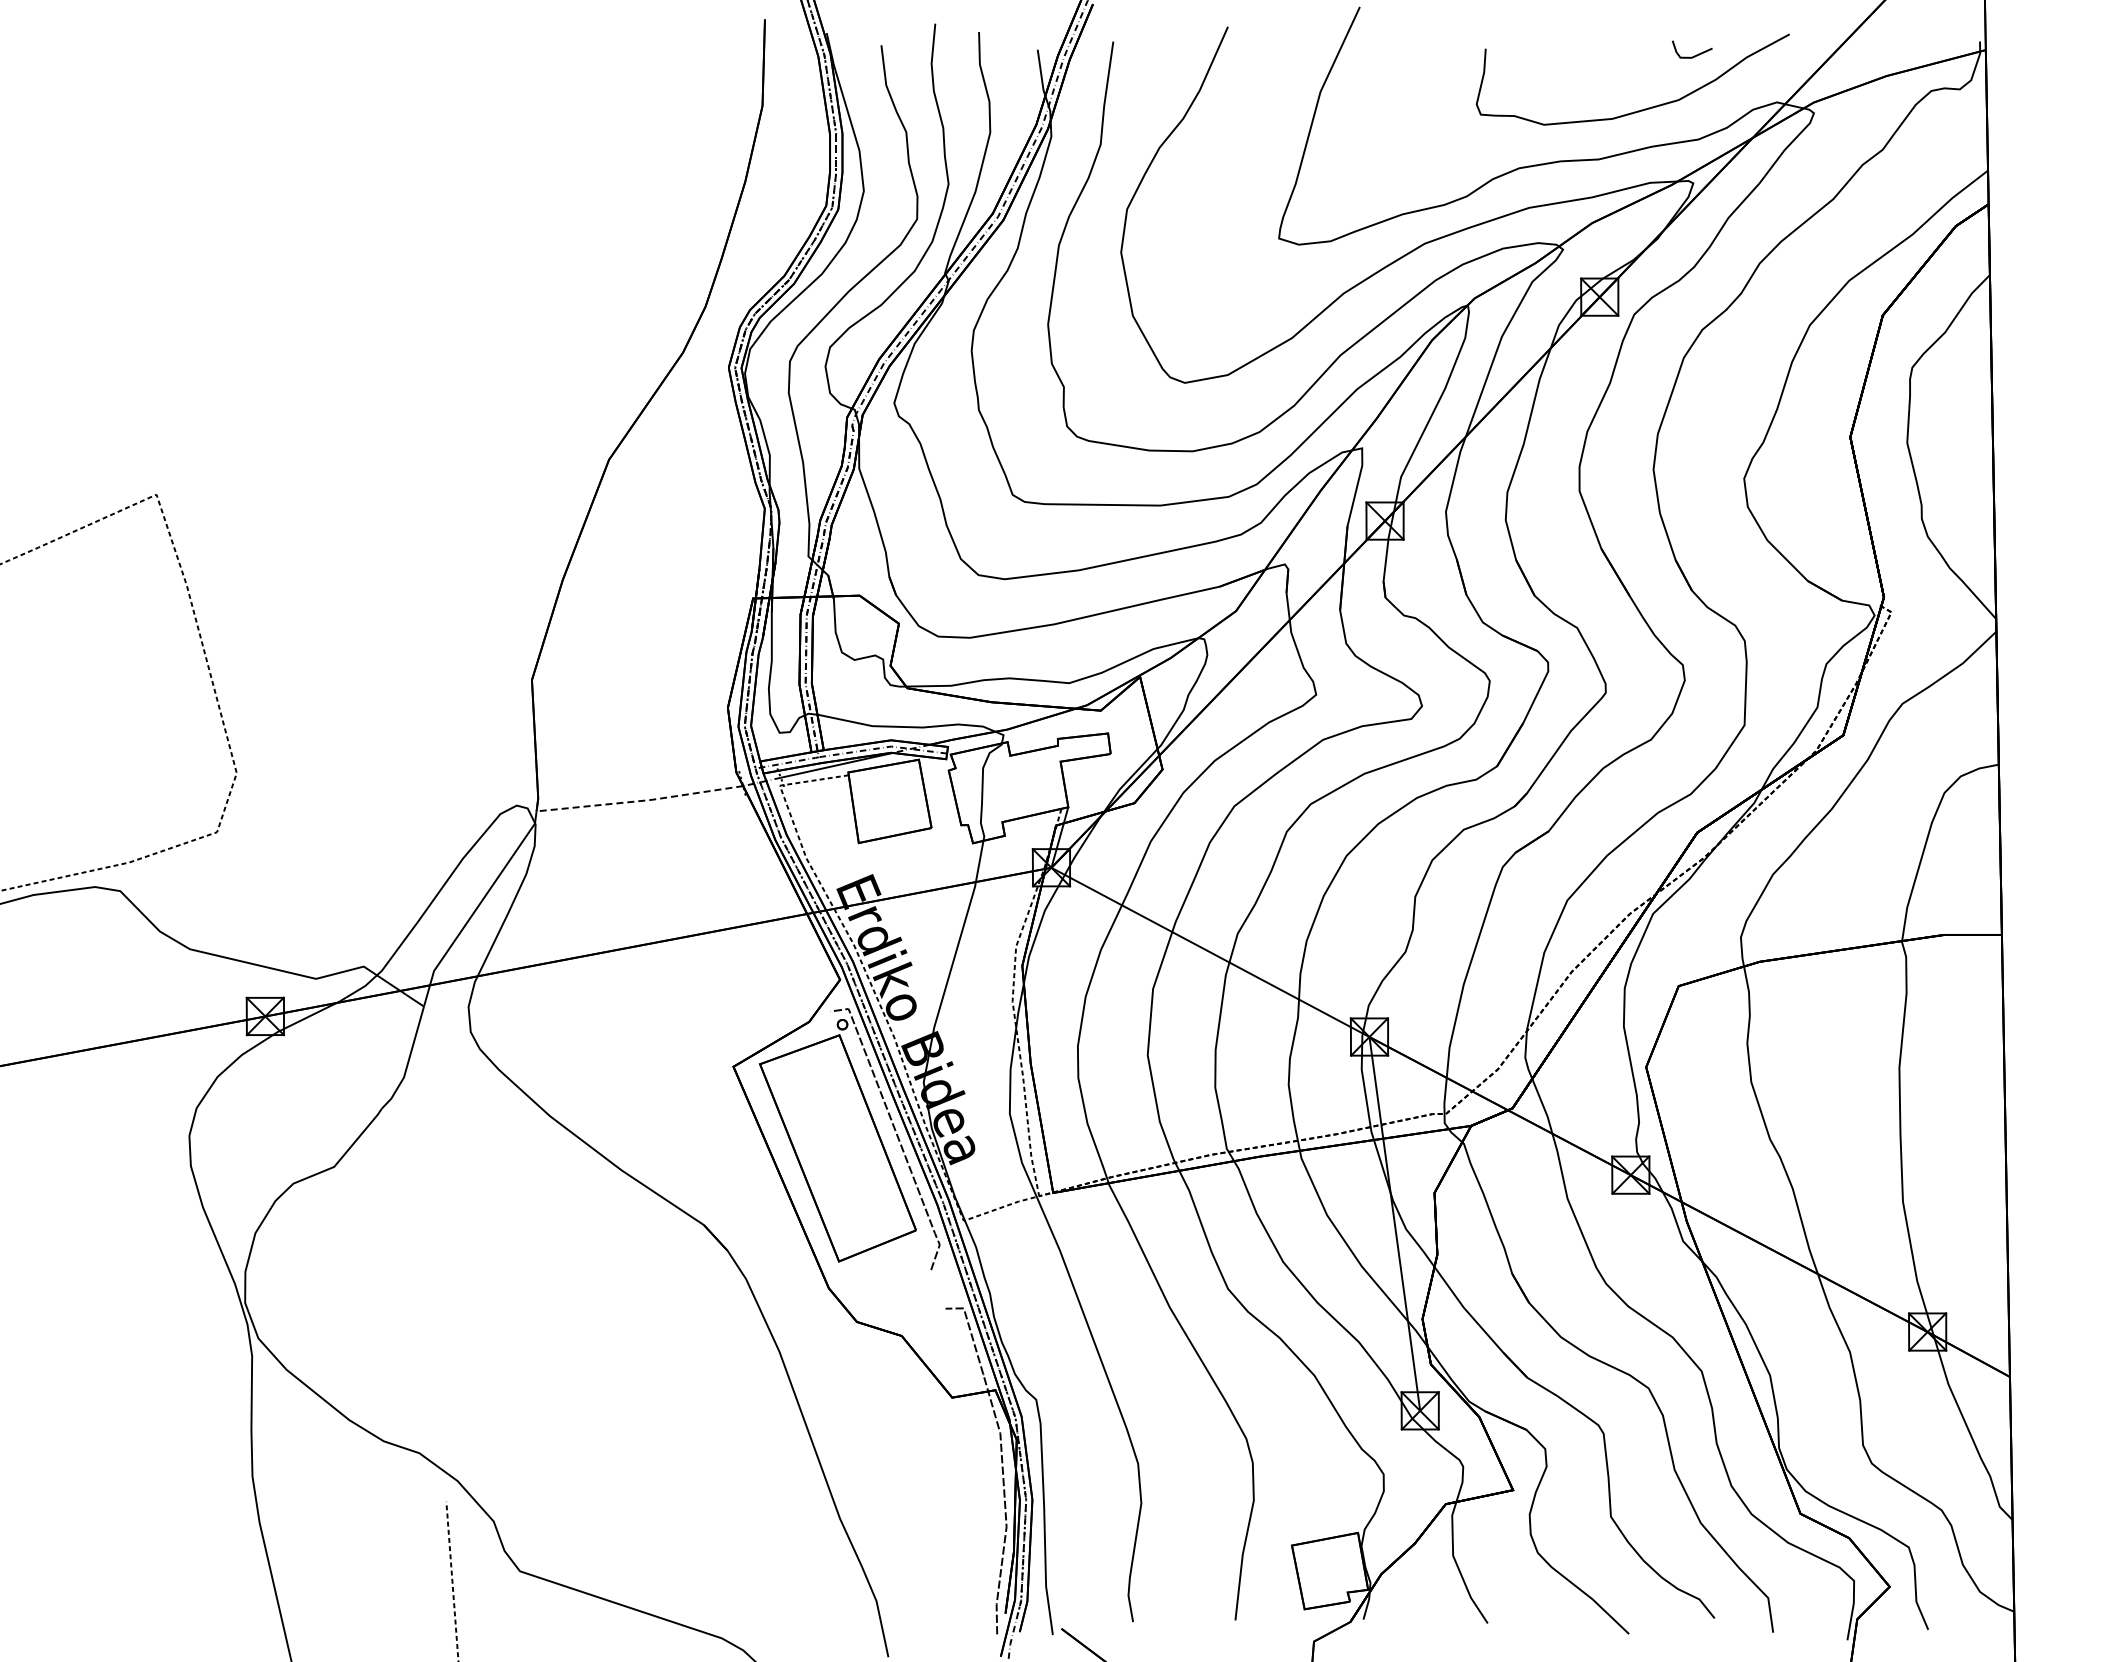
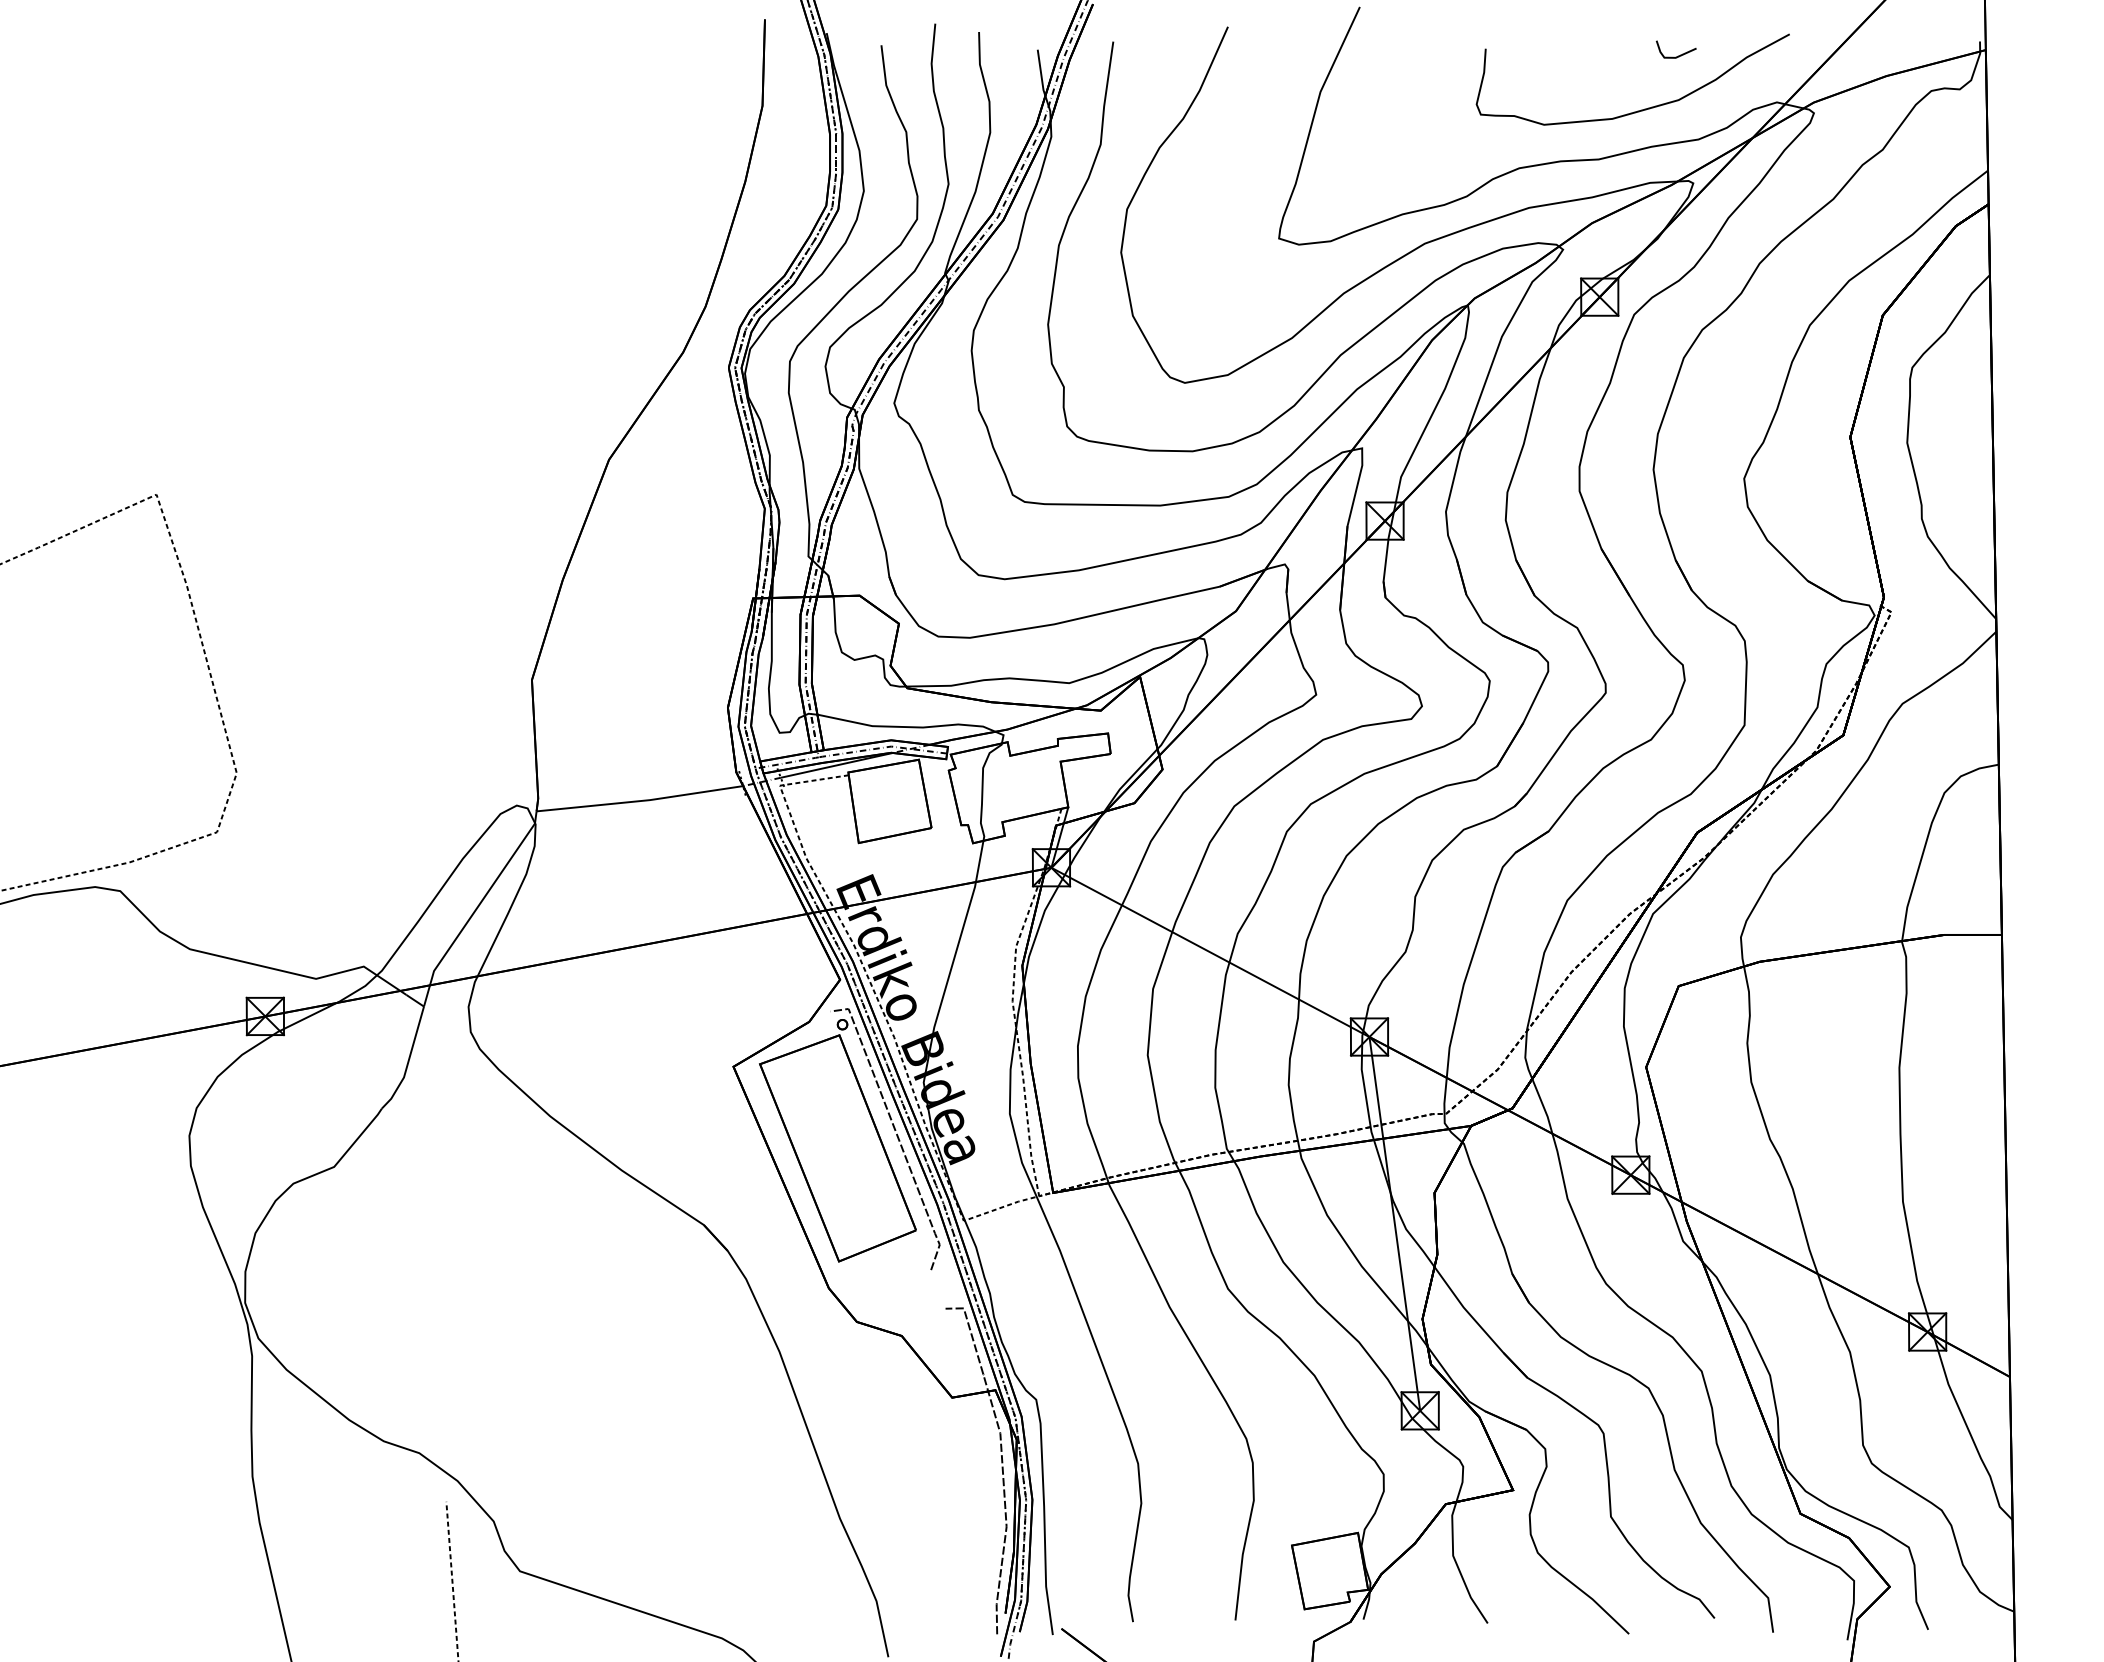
line position: (1694, 55) -> (1678, 55) (1678, 55)
line: dashed -> solid (640, 801)
